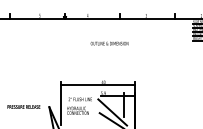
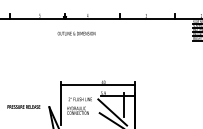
text position: (109, 43) -> (76, 33) (76, 33)
